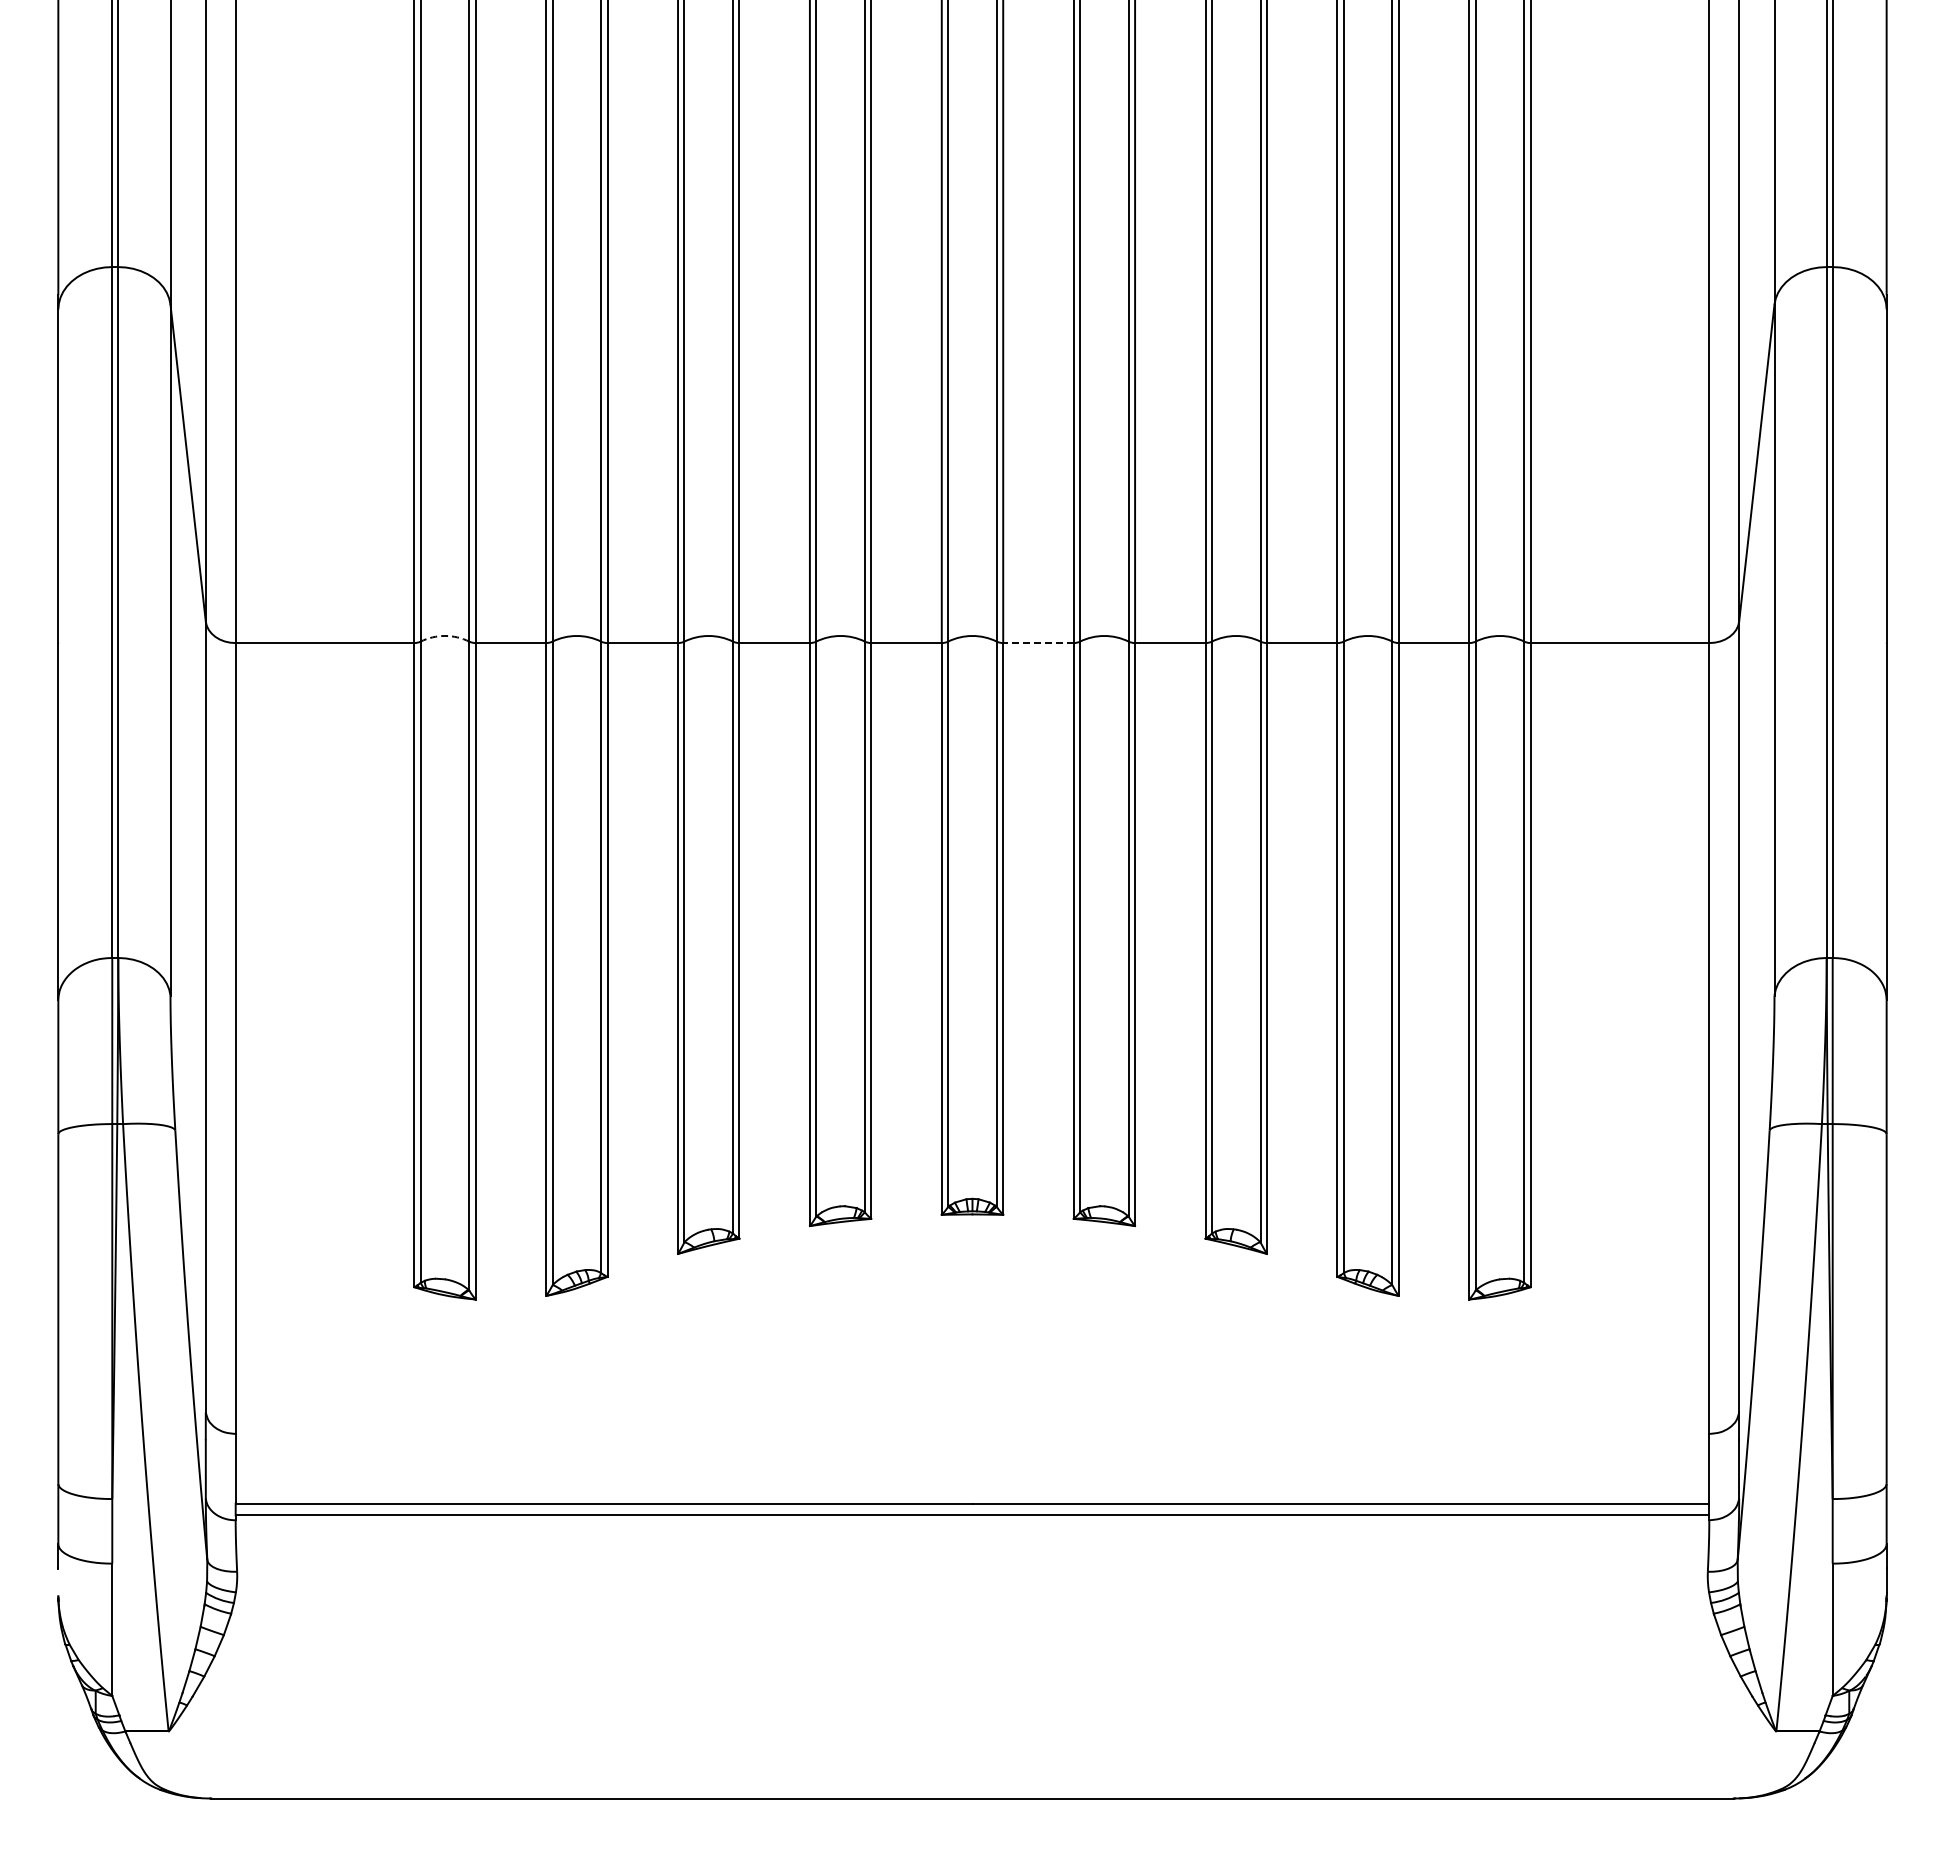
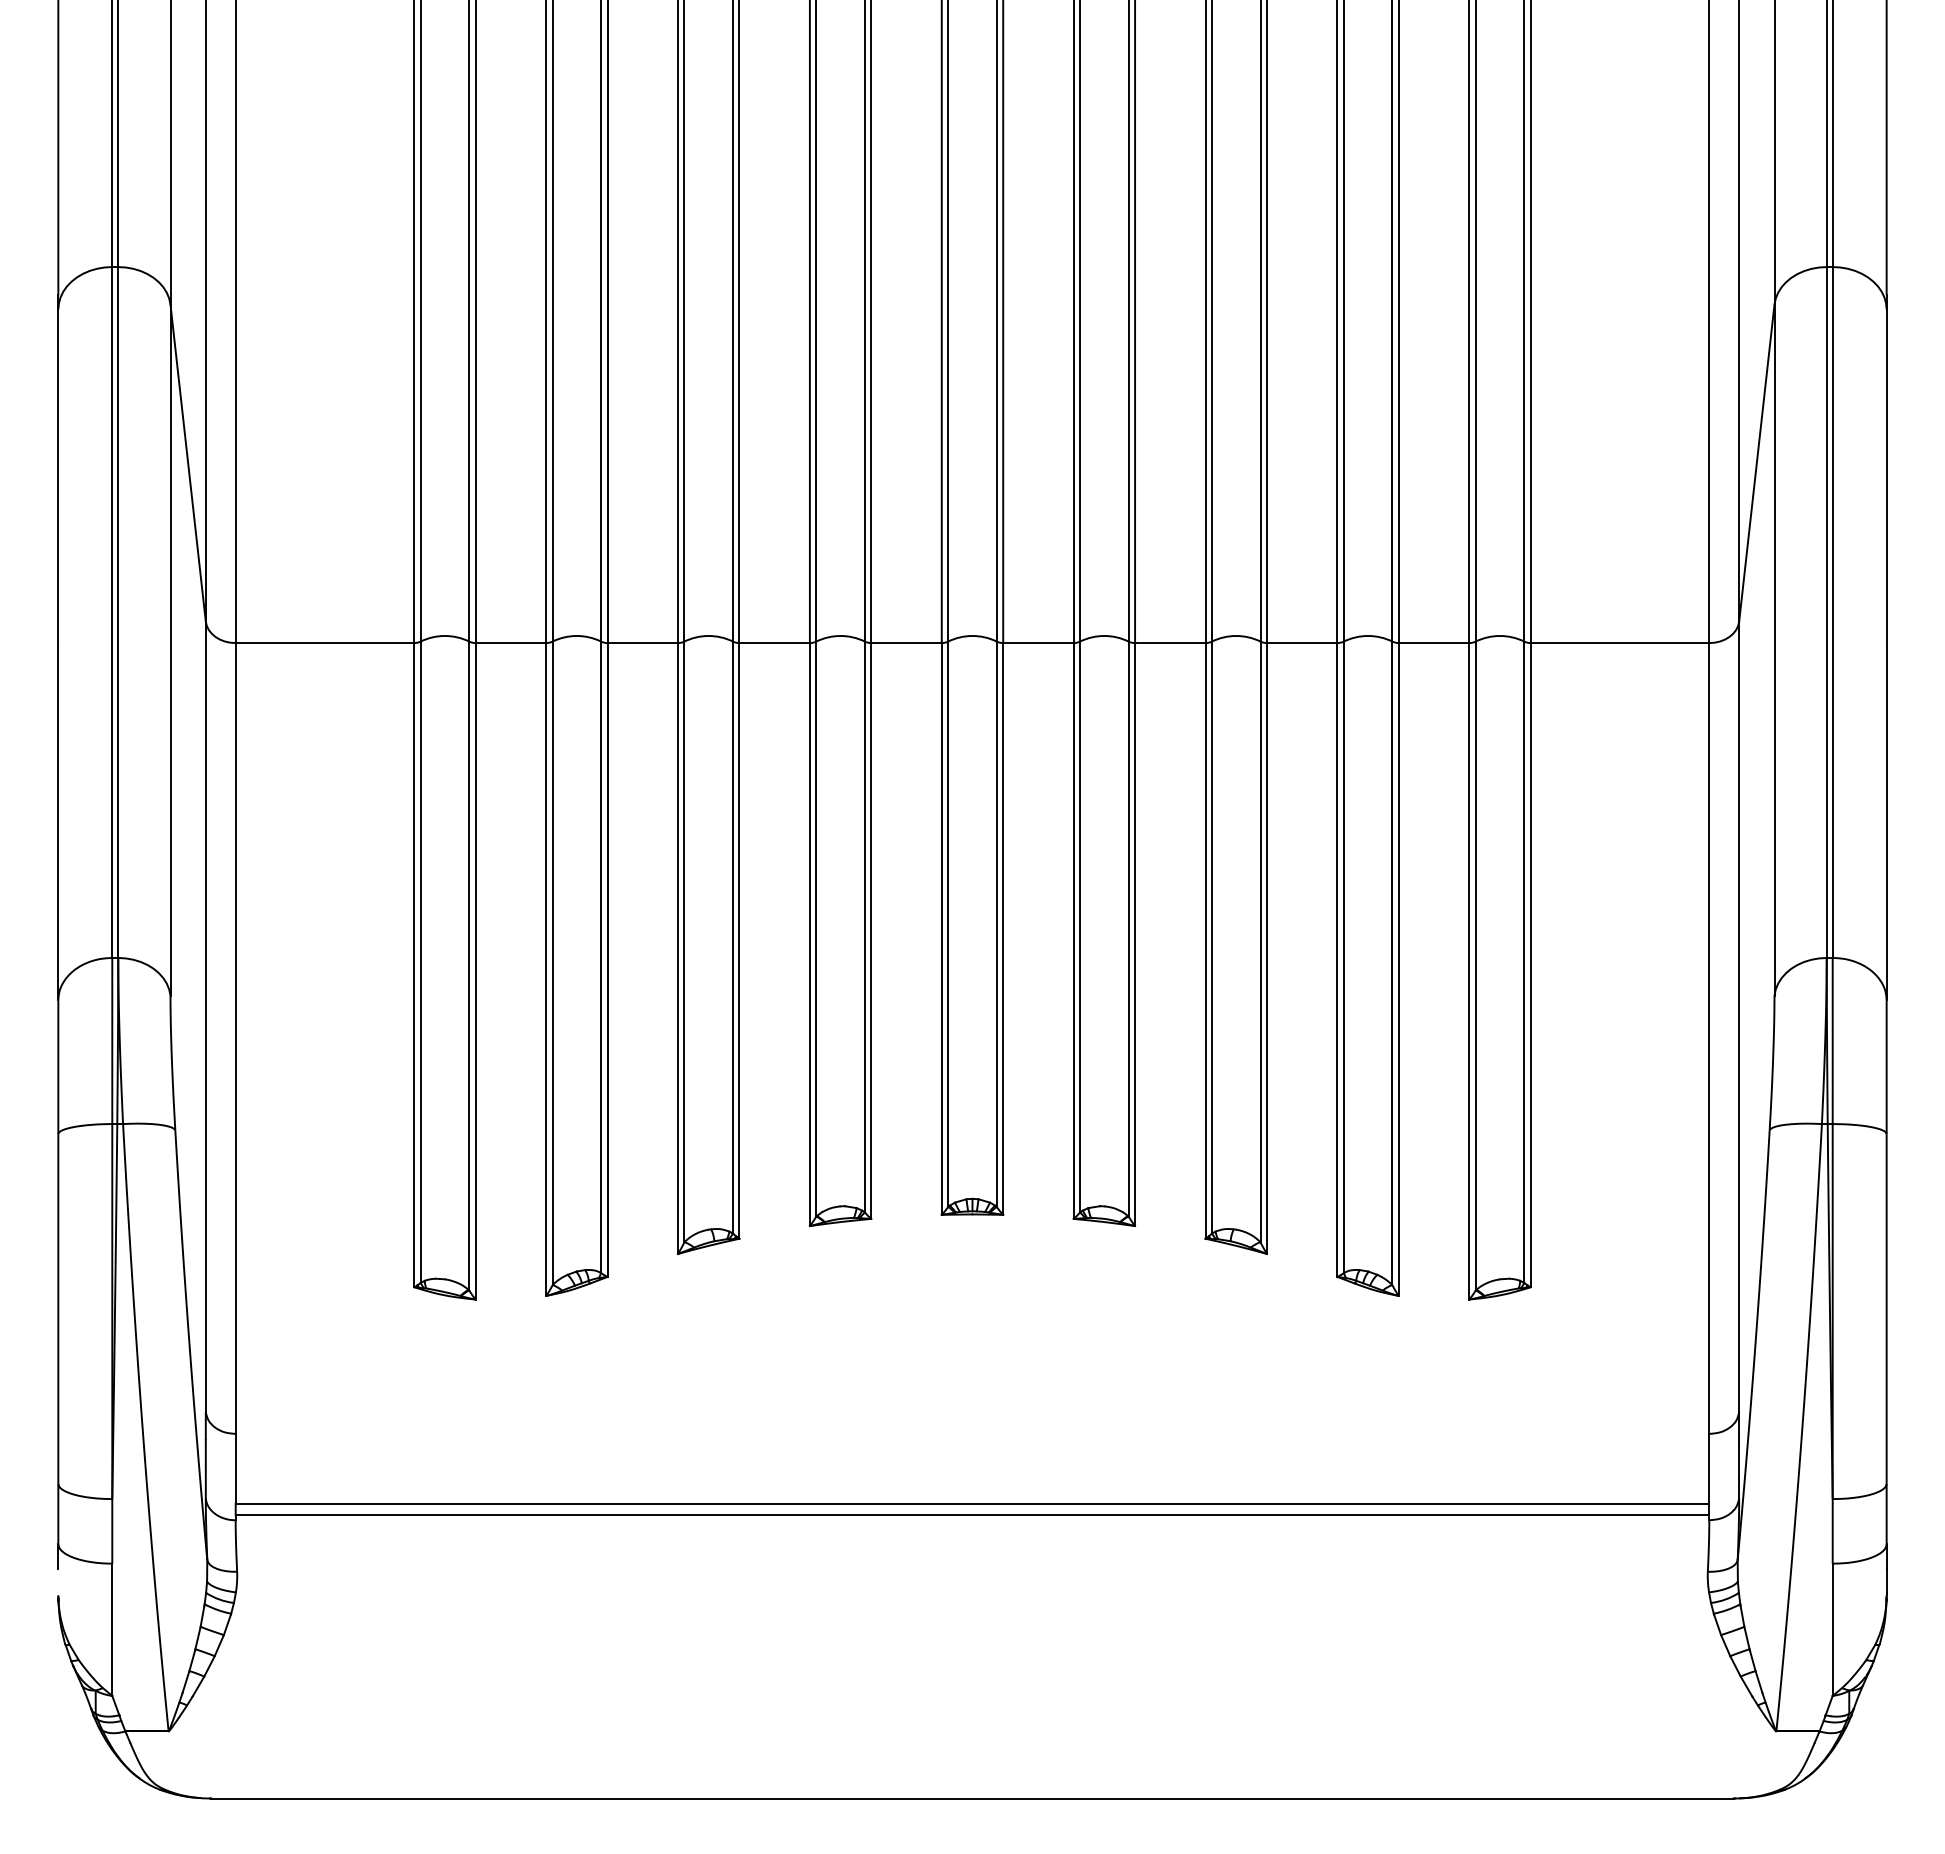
arc: dashed -> solid (444, 635)
line: dashed -> solid (1037, 643)
